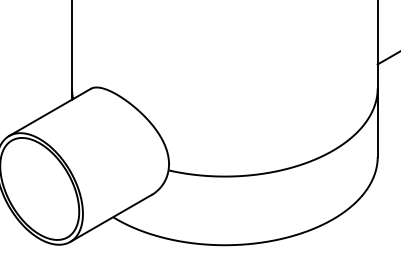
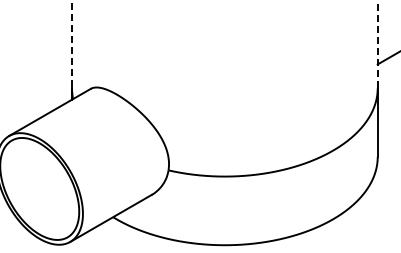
line: solid -> dashed (72, 44)
line: solid -> dashed (377, 44)
